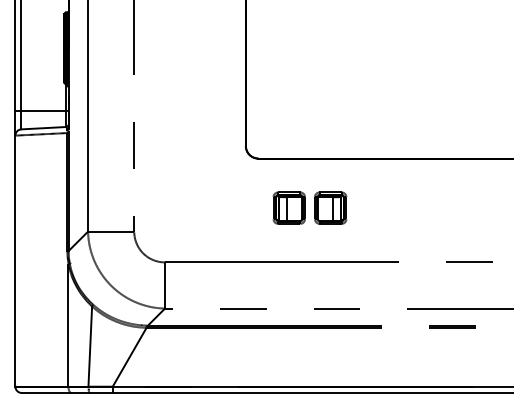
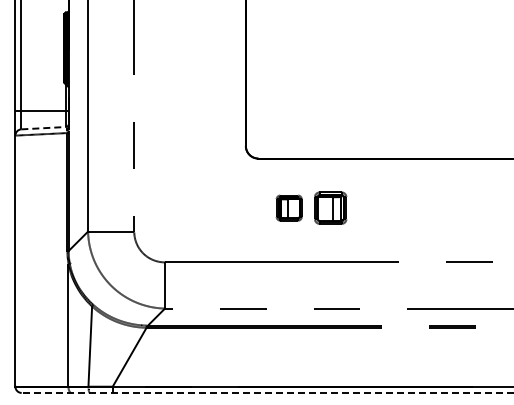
line: solid -> dashed (43, 128)
part size: 34x34 px -> 28x28 px (288, 207)
line: solid -> dashed (267, 392)
